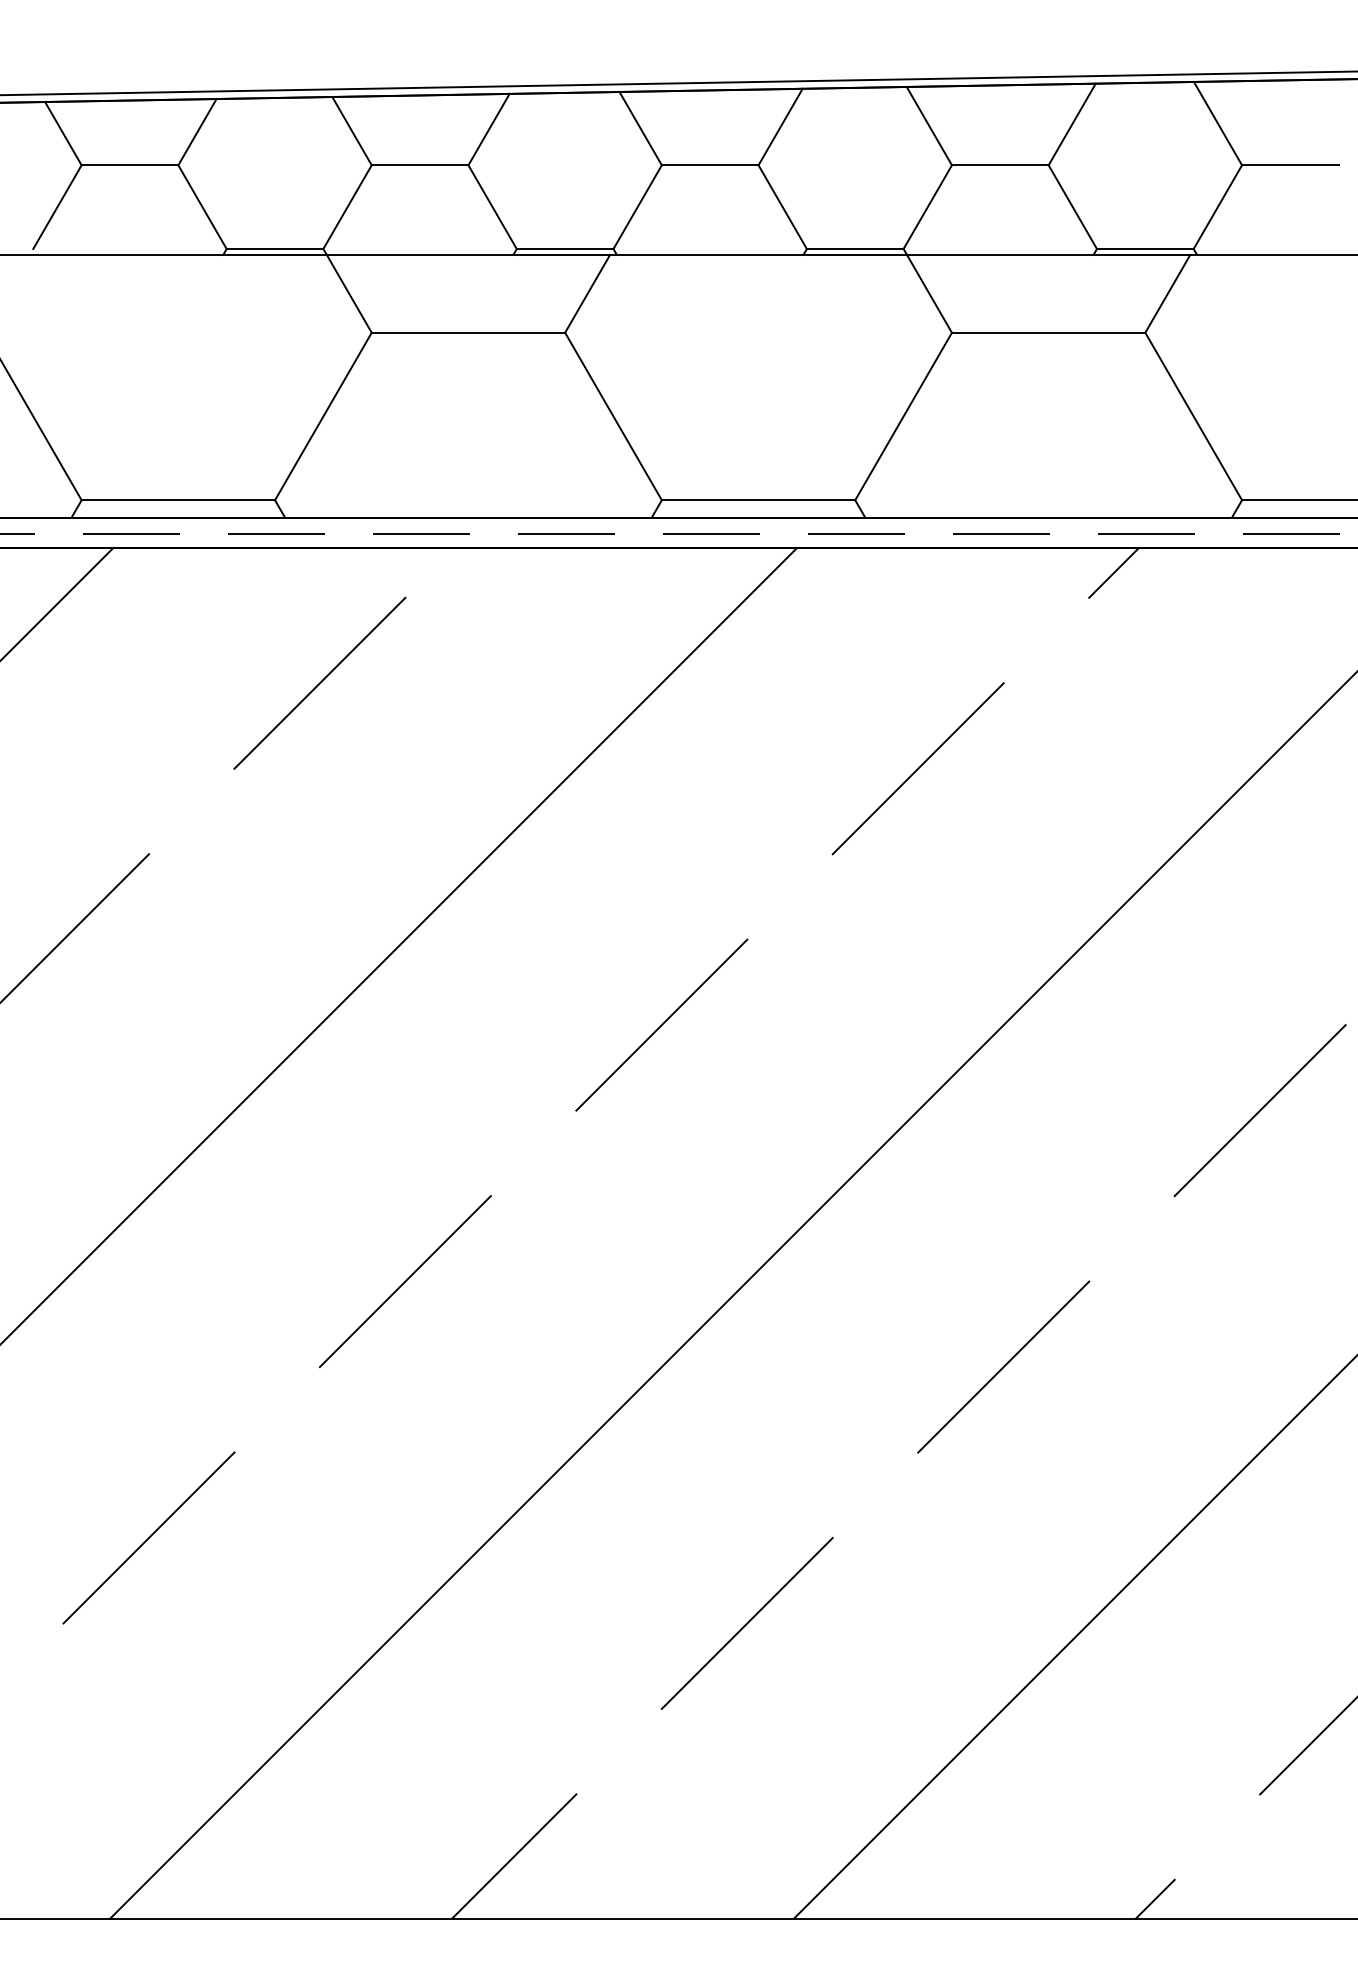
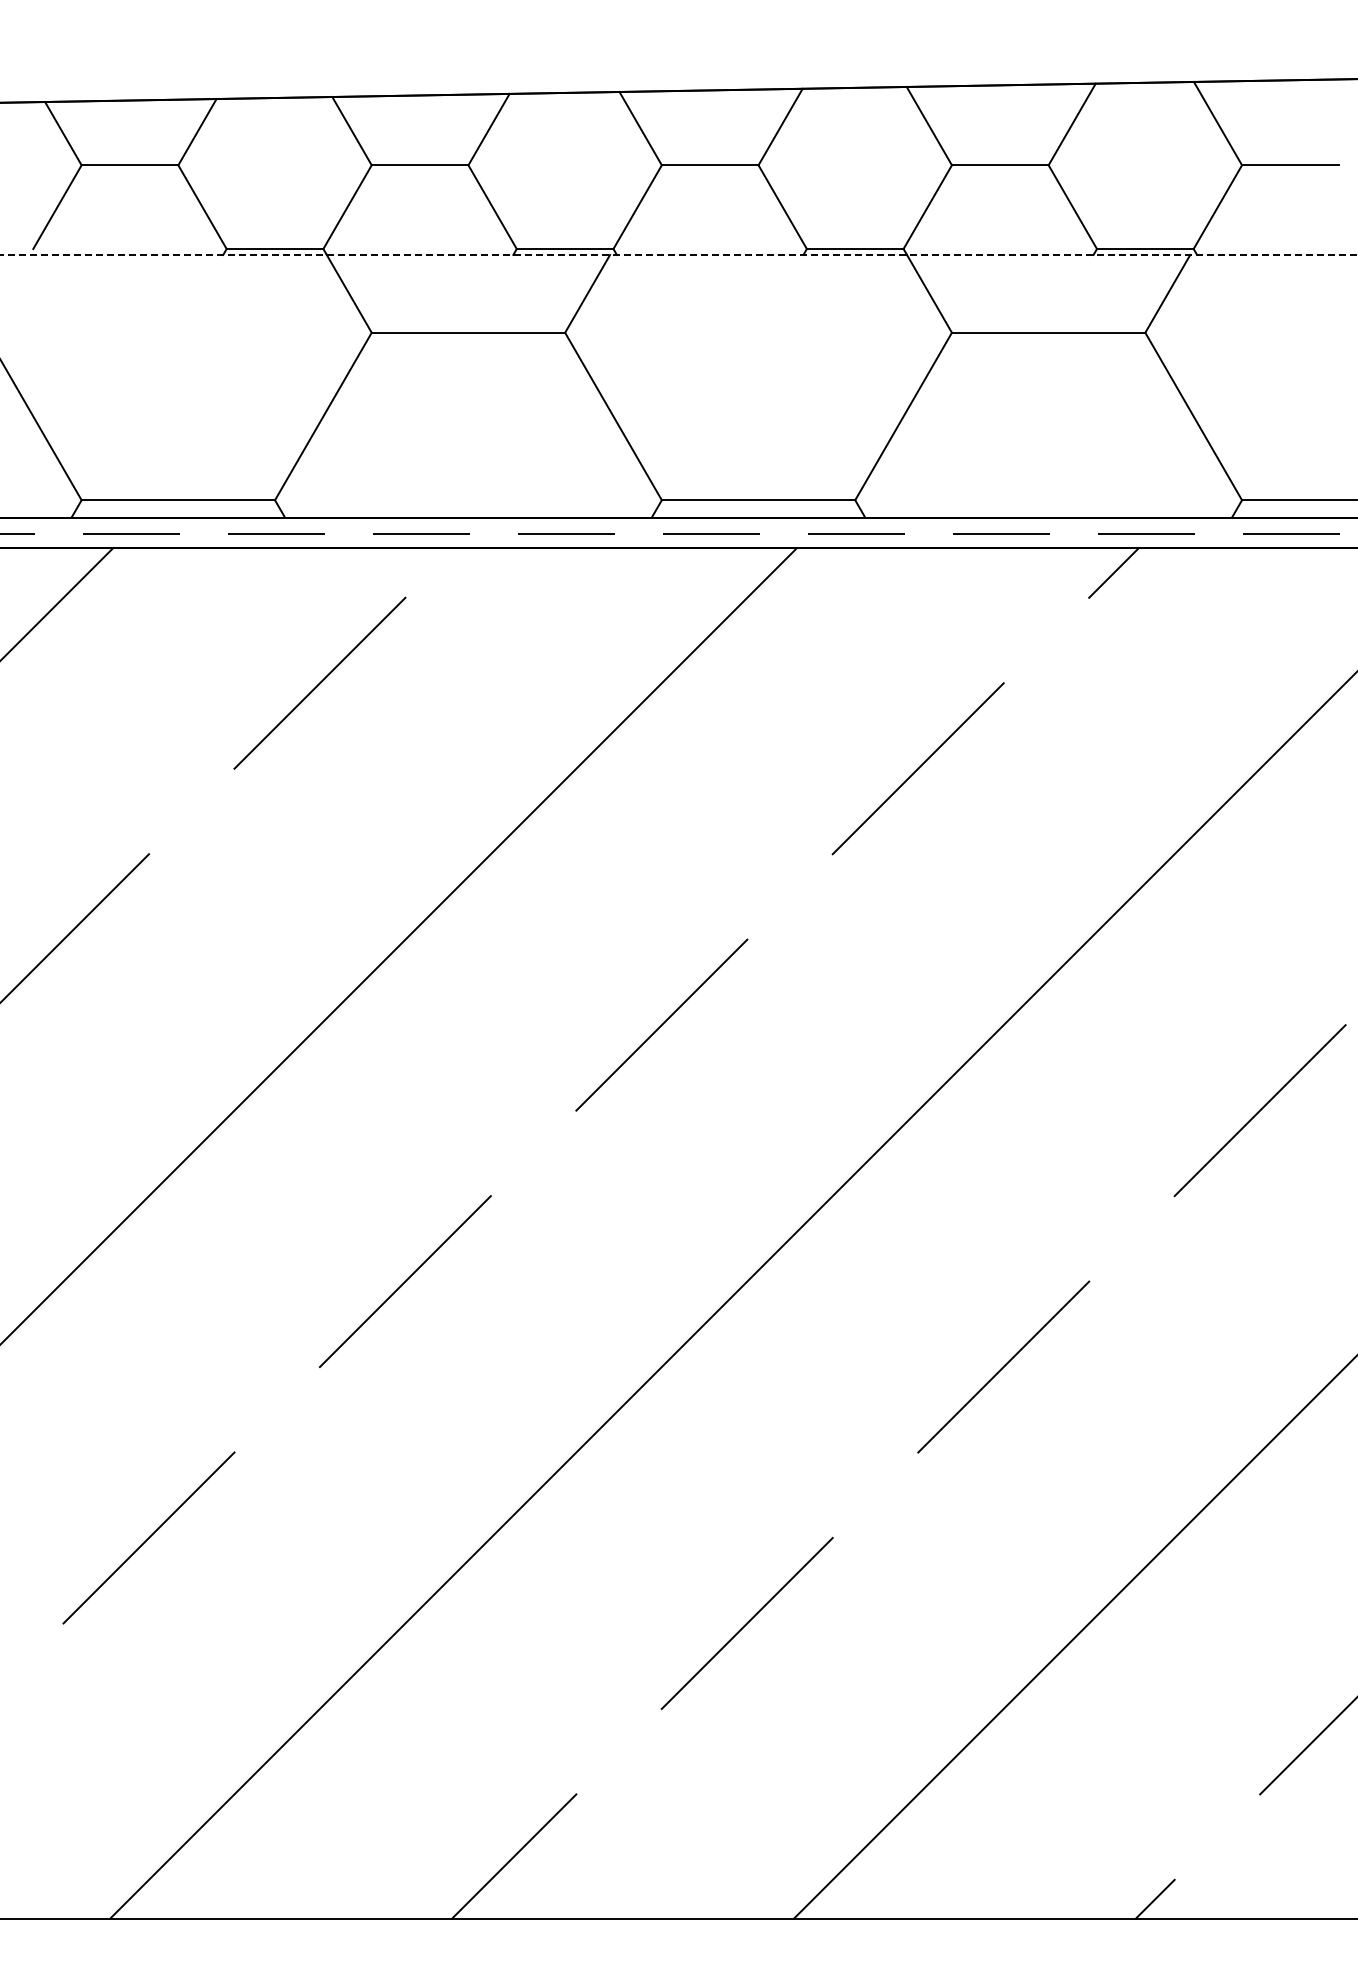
line: present -> none (678, 83)
line: solid -> dashed (678, 254)
